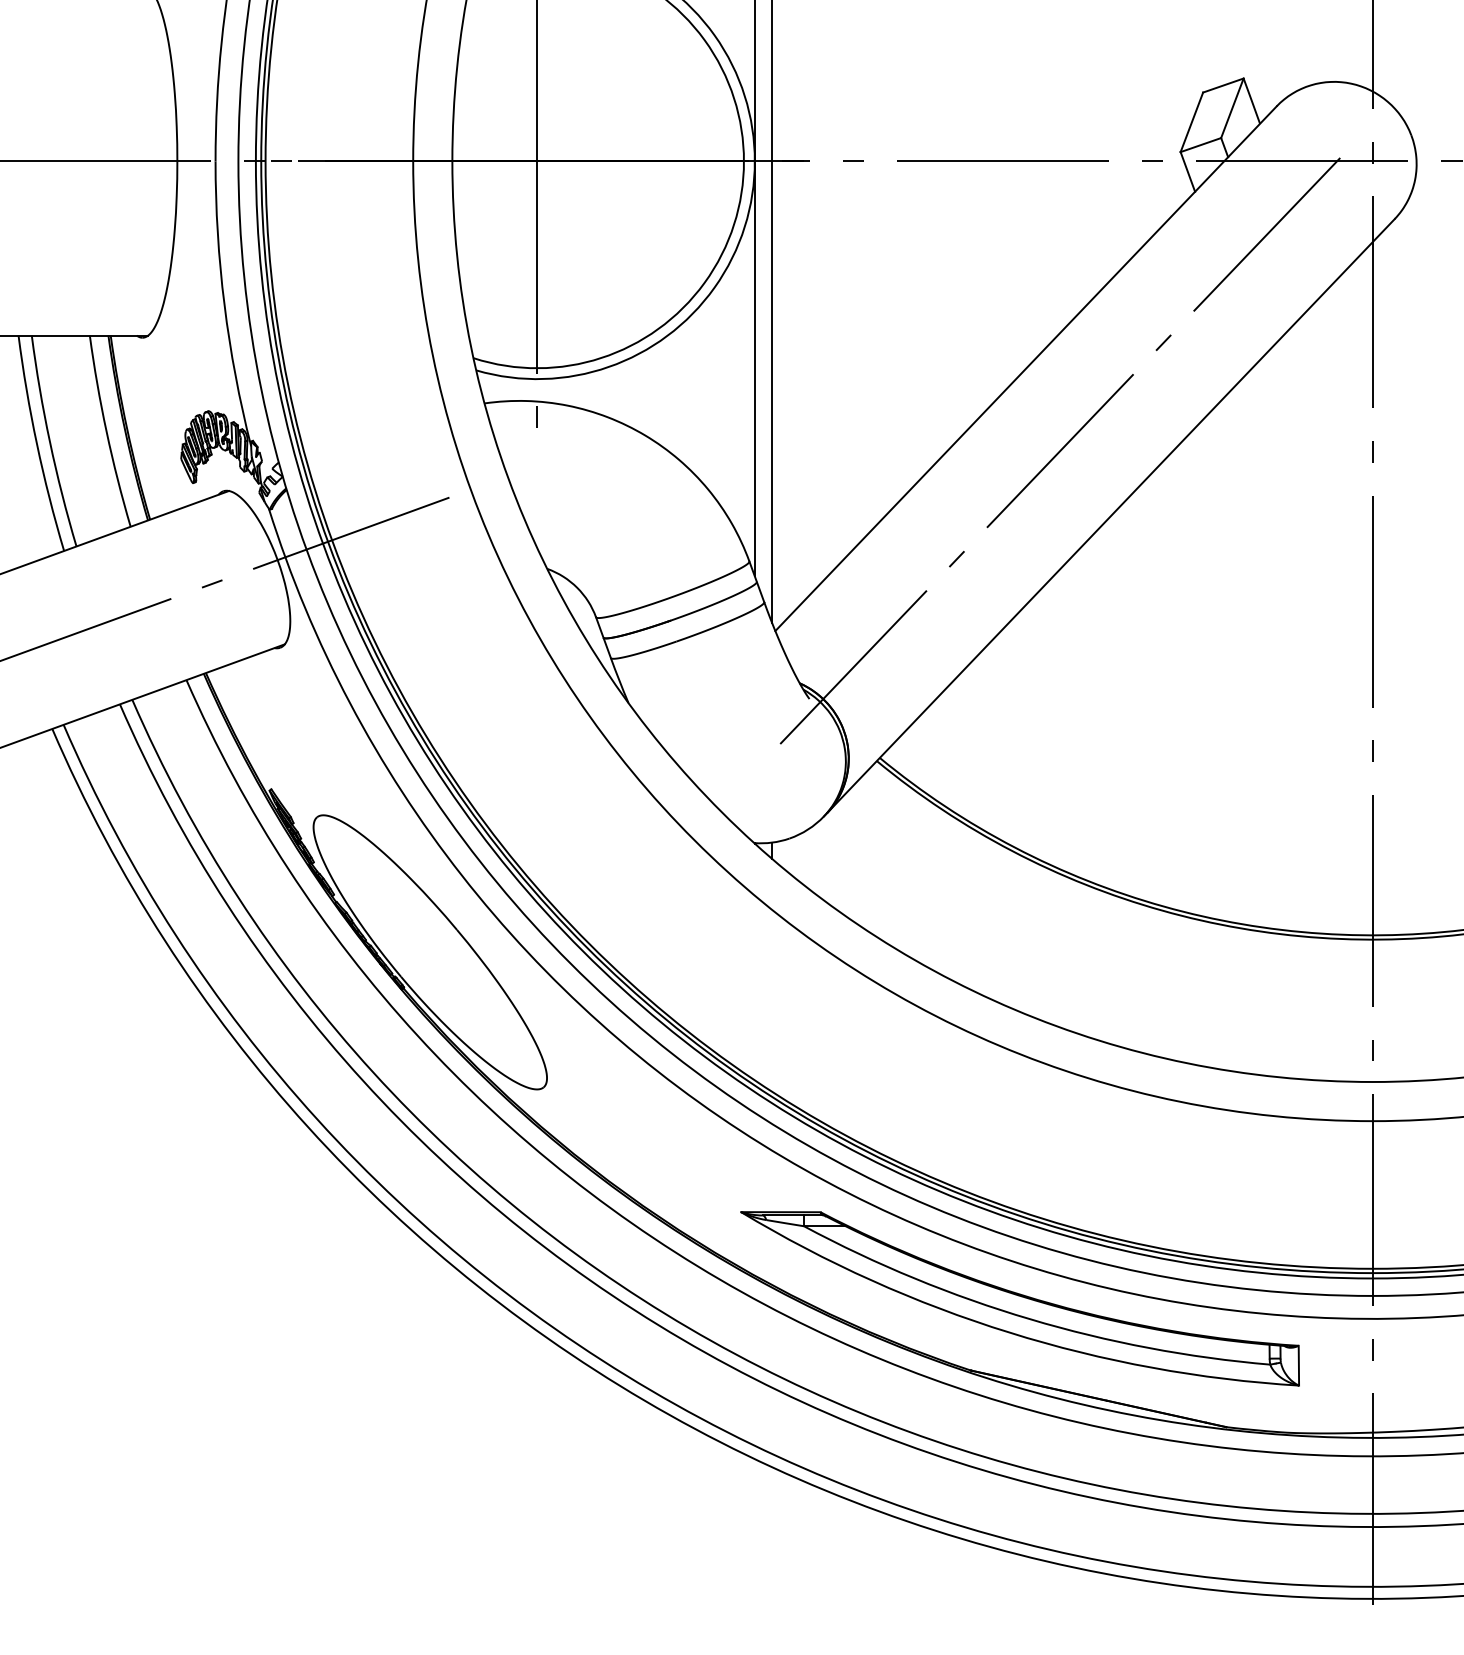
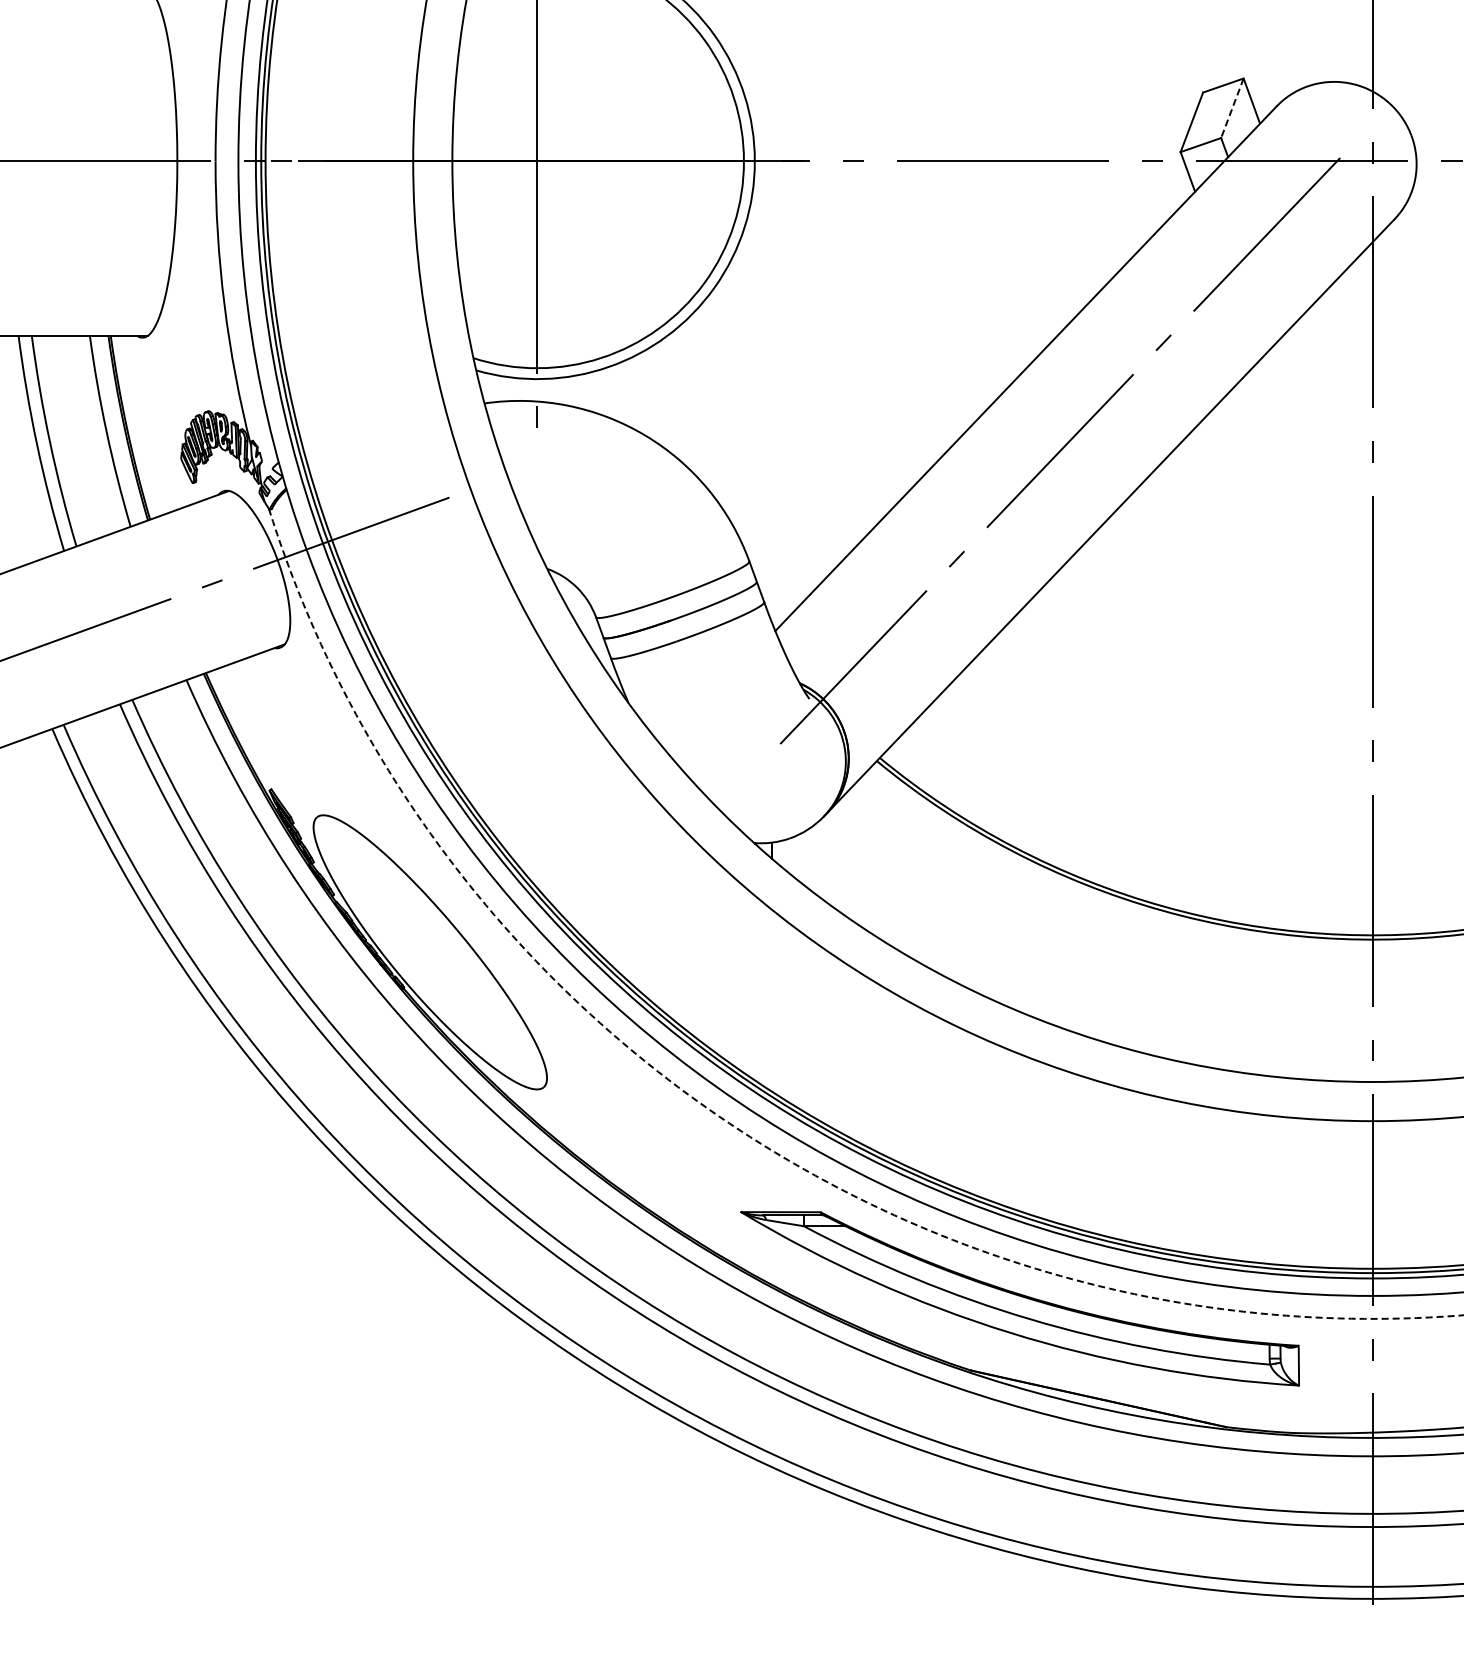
line: solid -> dashed (1232, 108)
line: present -> none (754, 289)
line: present -> none (772, 312)
arc: solid -> dashed (726, 1121)
